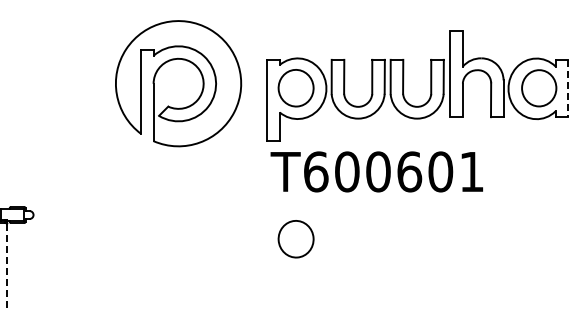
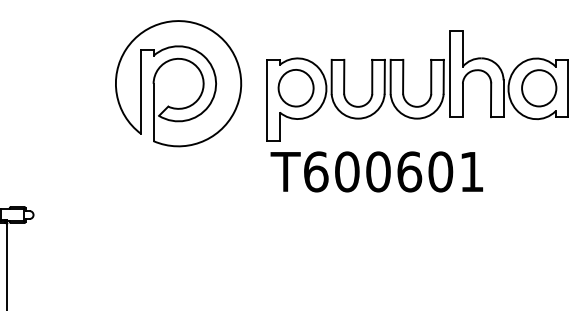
line: dashed -> solid (568, 88)
part: present -> none (295, 239)
line: dashed -> solid (6, 267)
